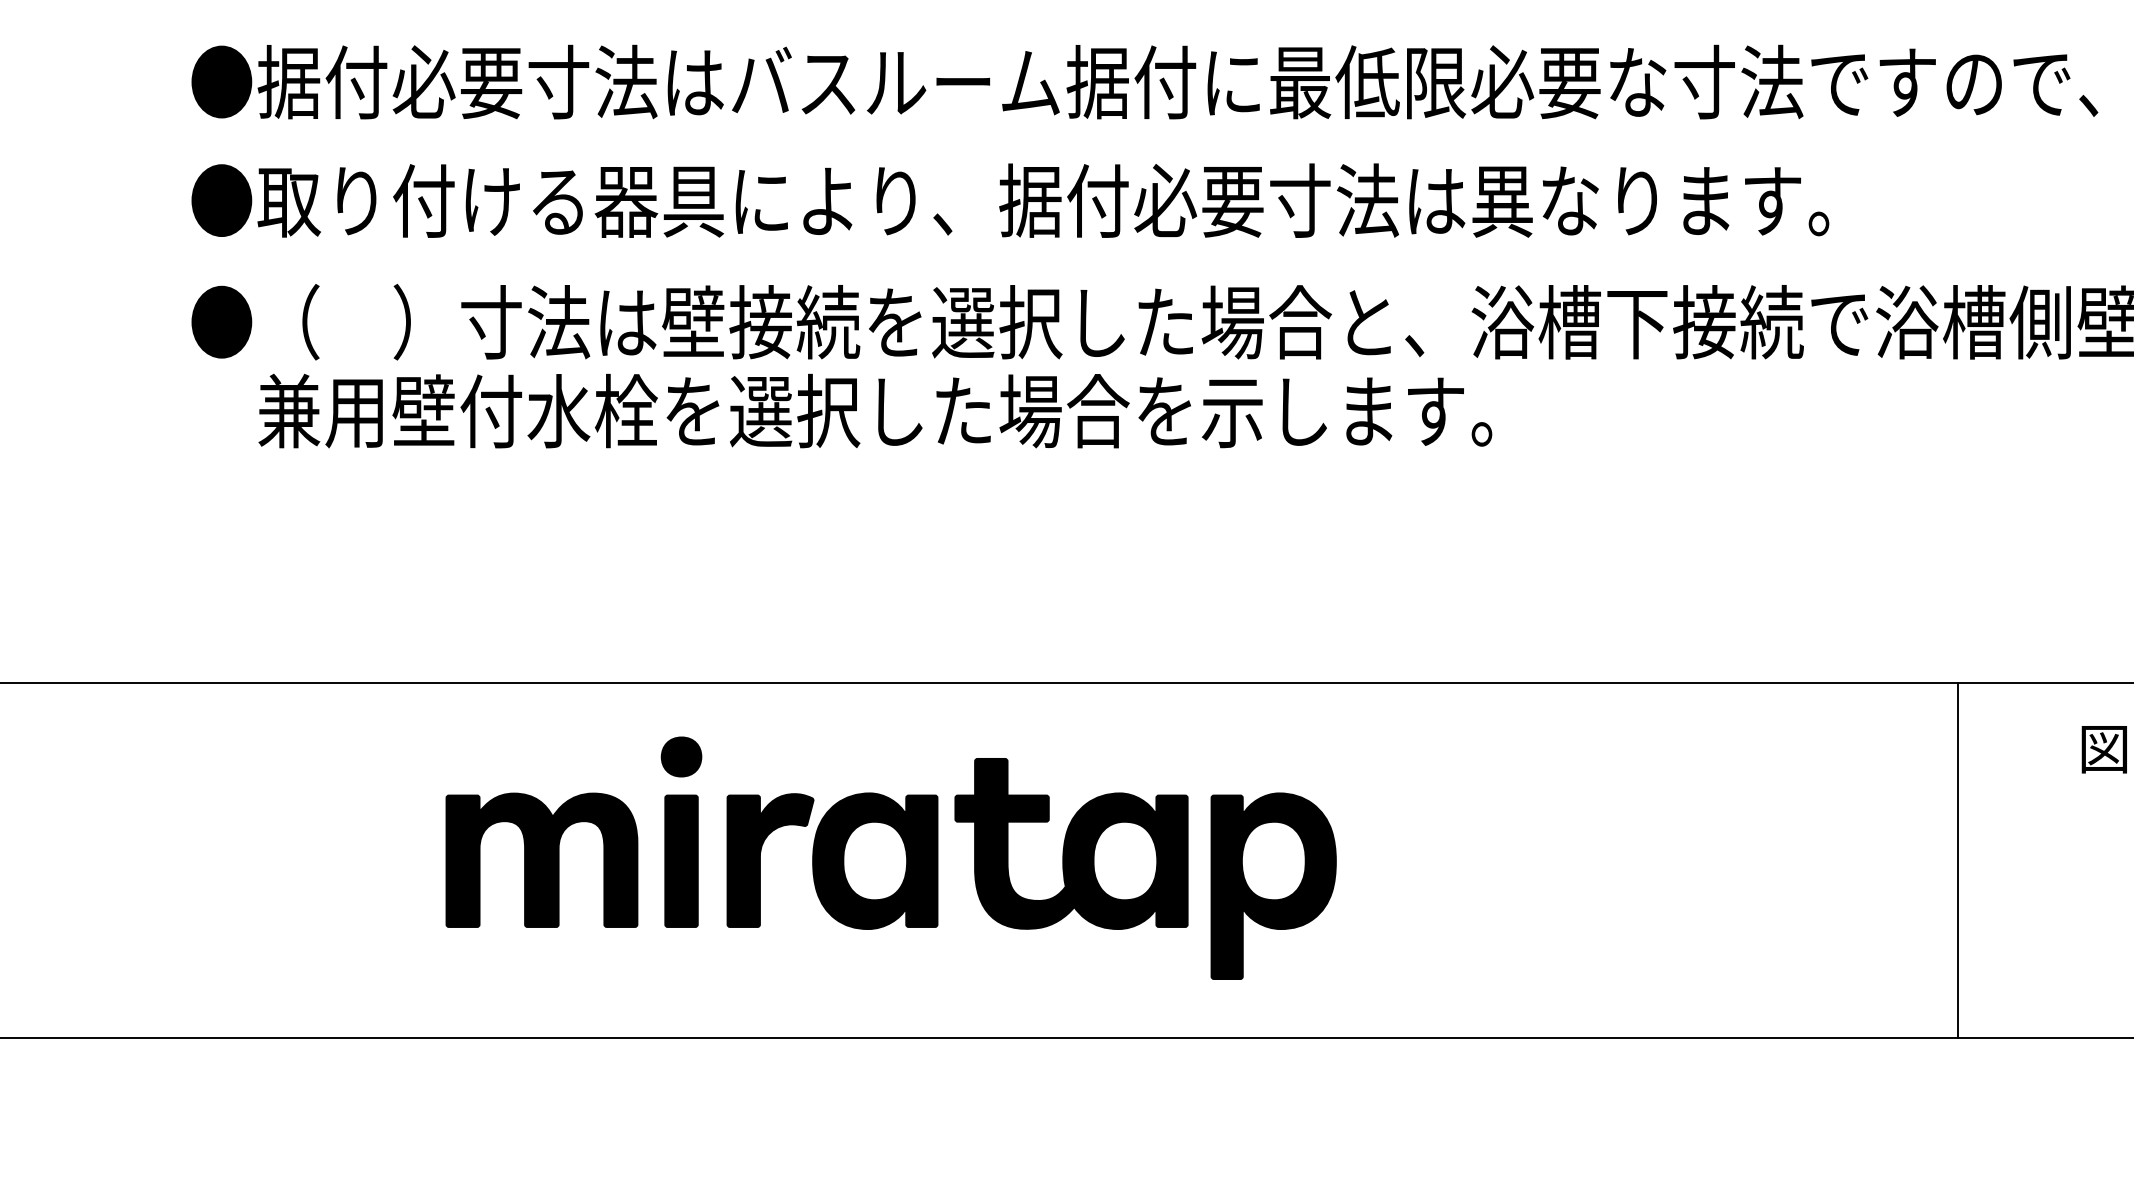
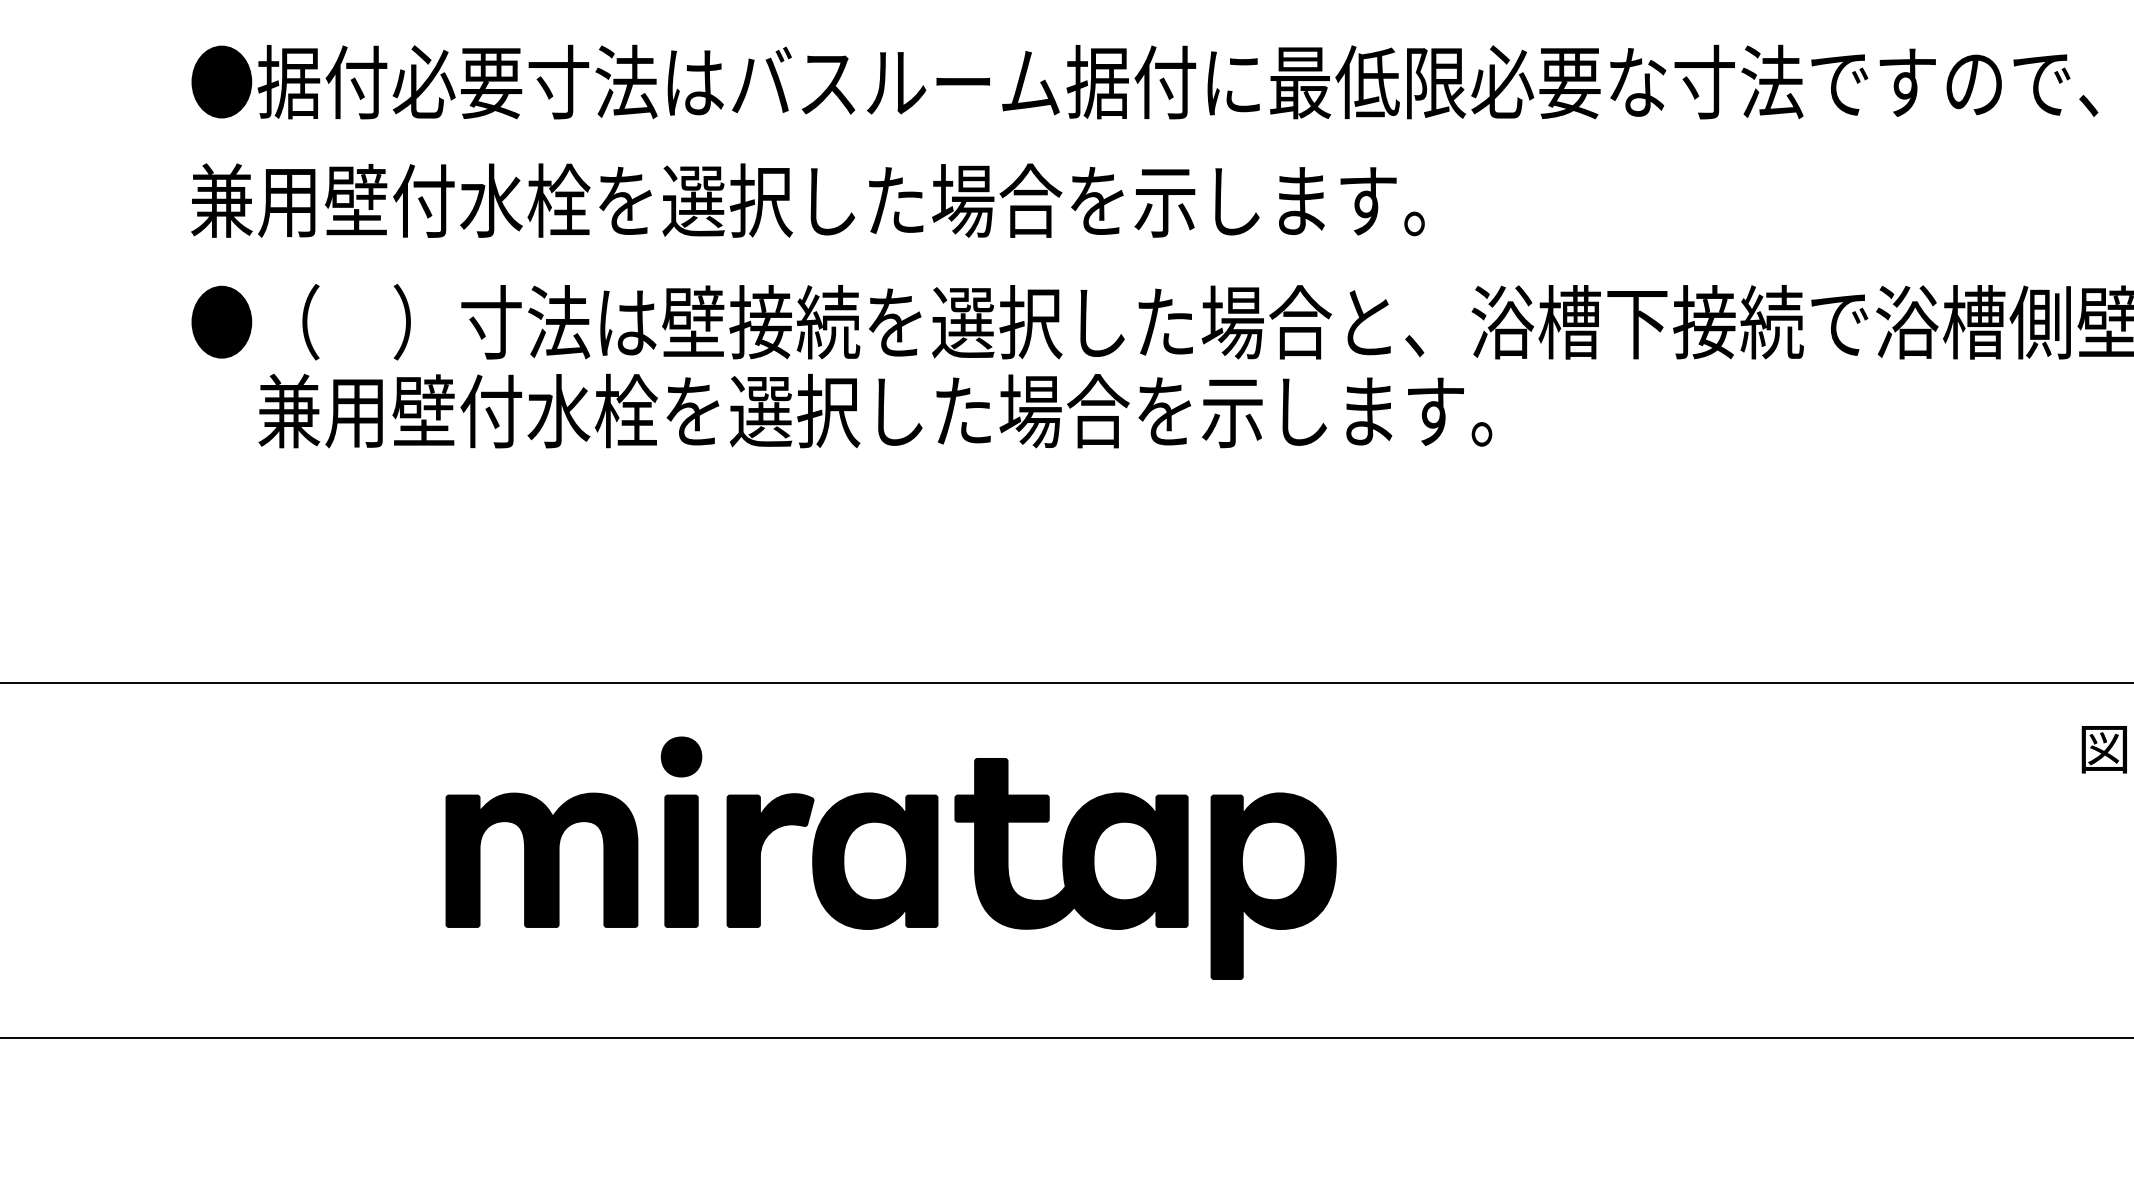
text: ●取り付ける器具により、据付必要寸法は異なります。 -> 兼用壁付水栓を選択した場合を示します。 (1010, 200)
line: present -> none (1958, 860)
